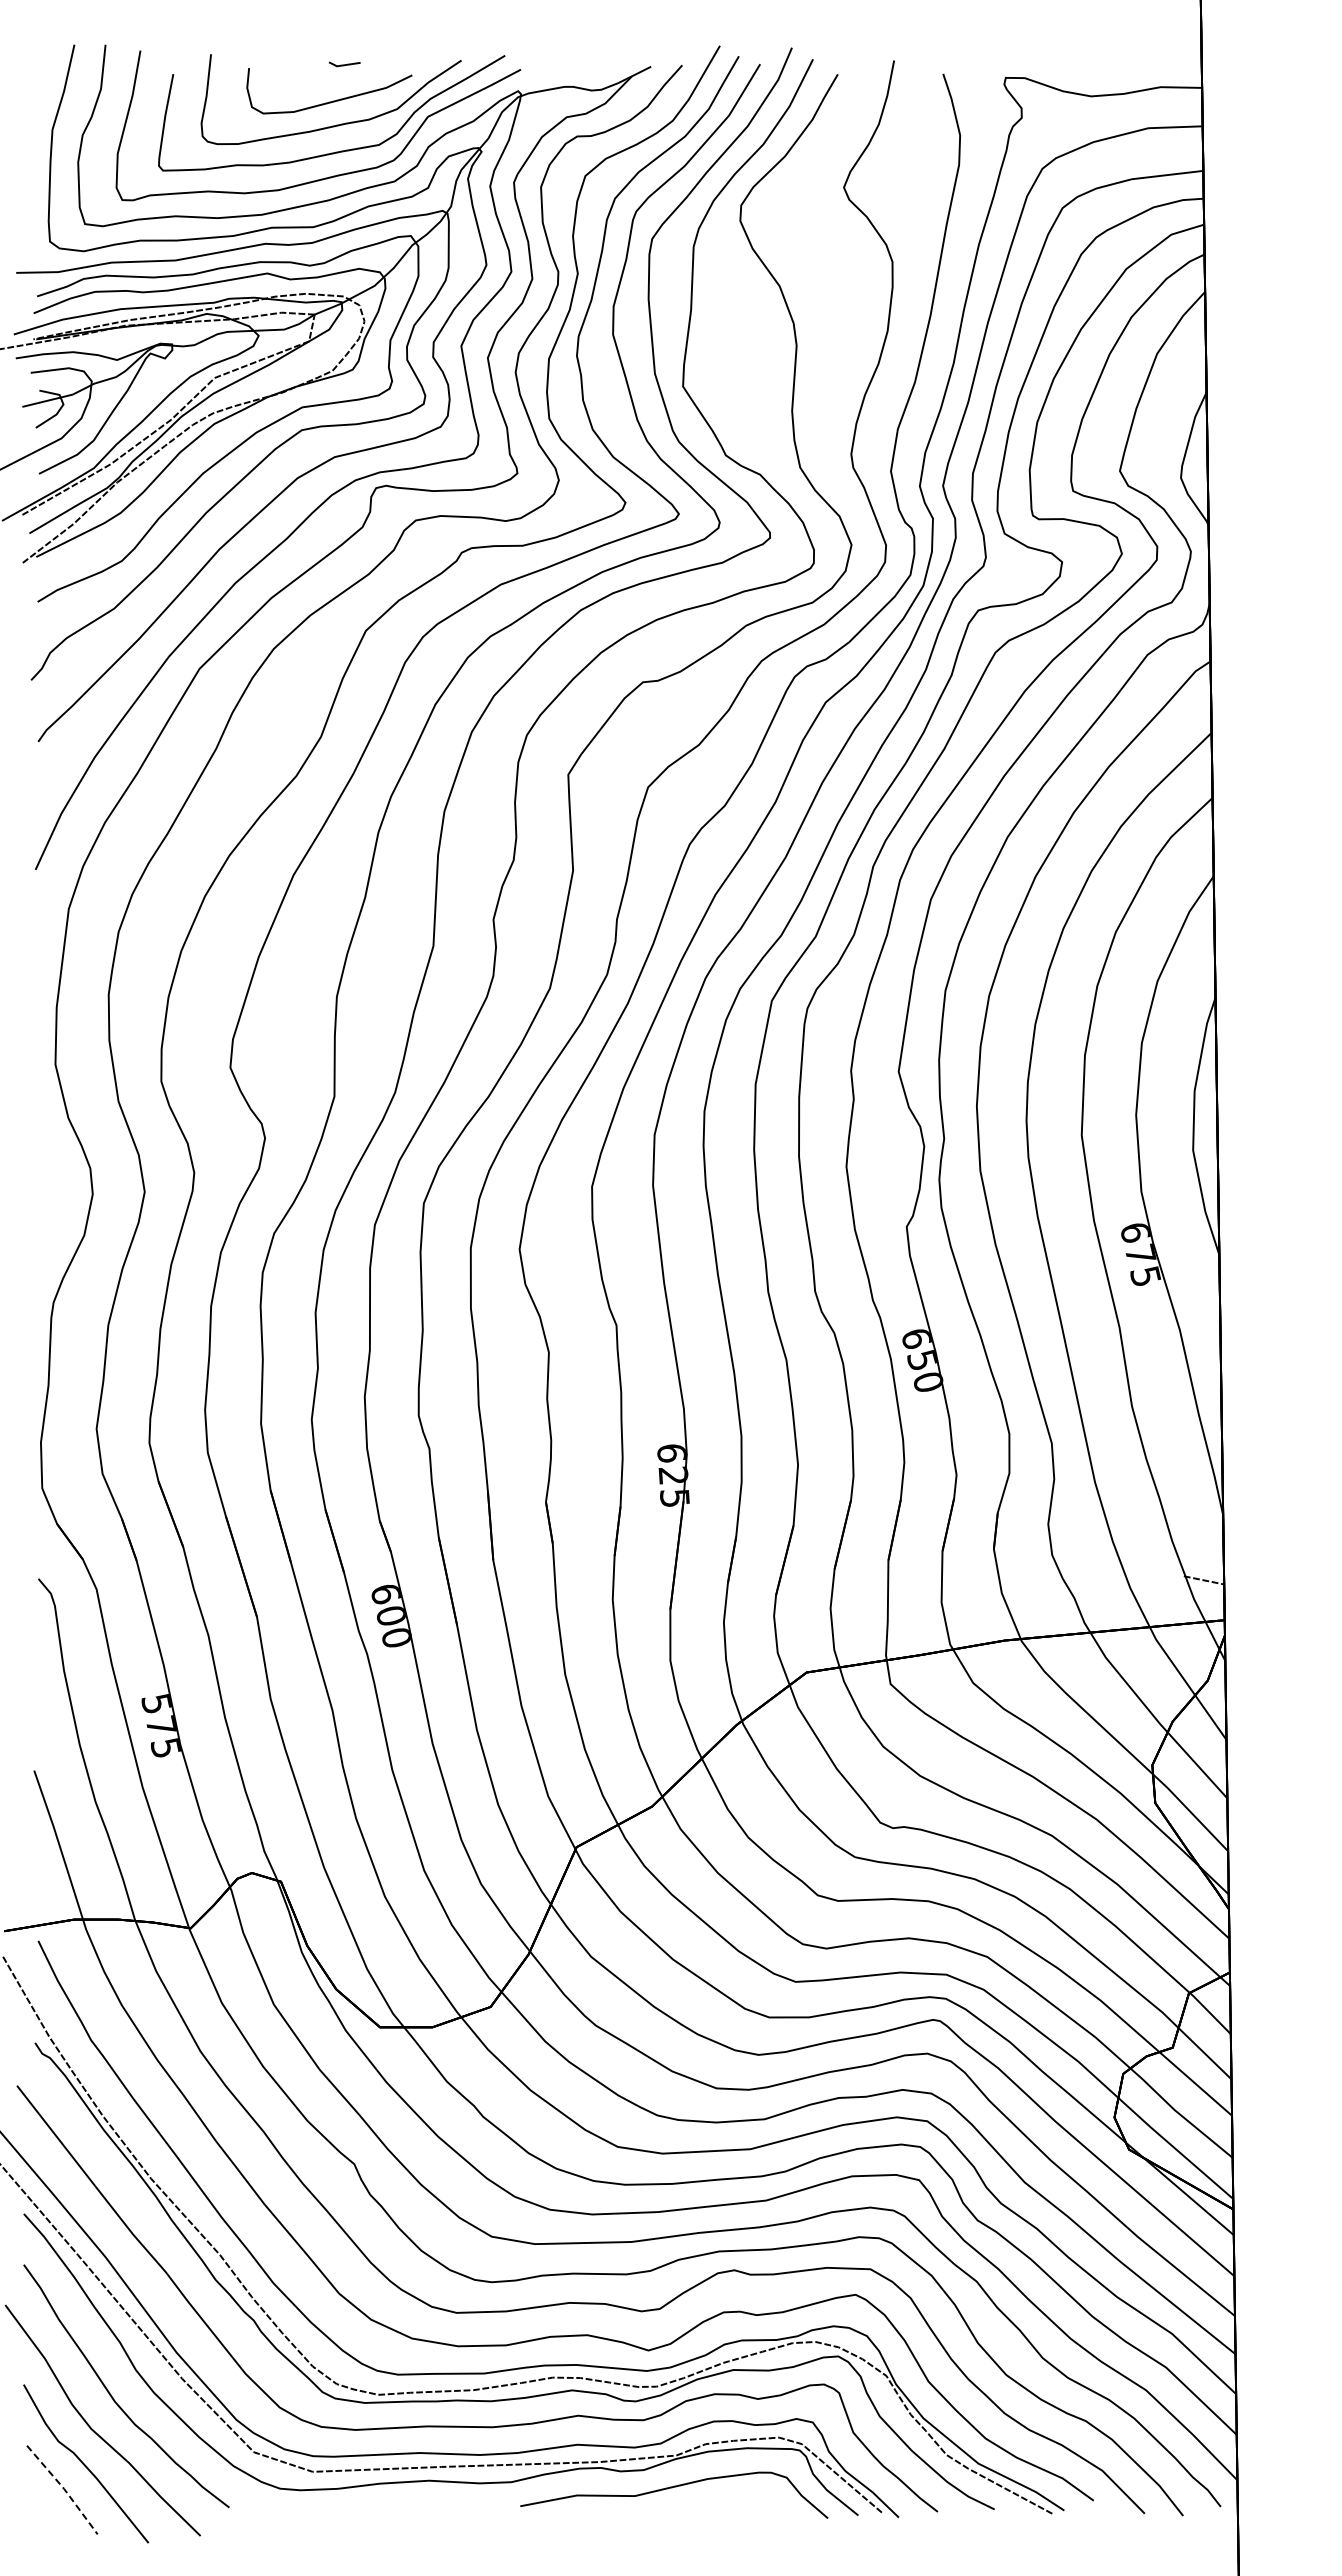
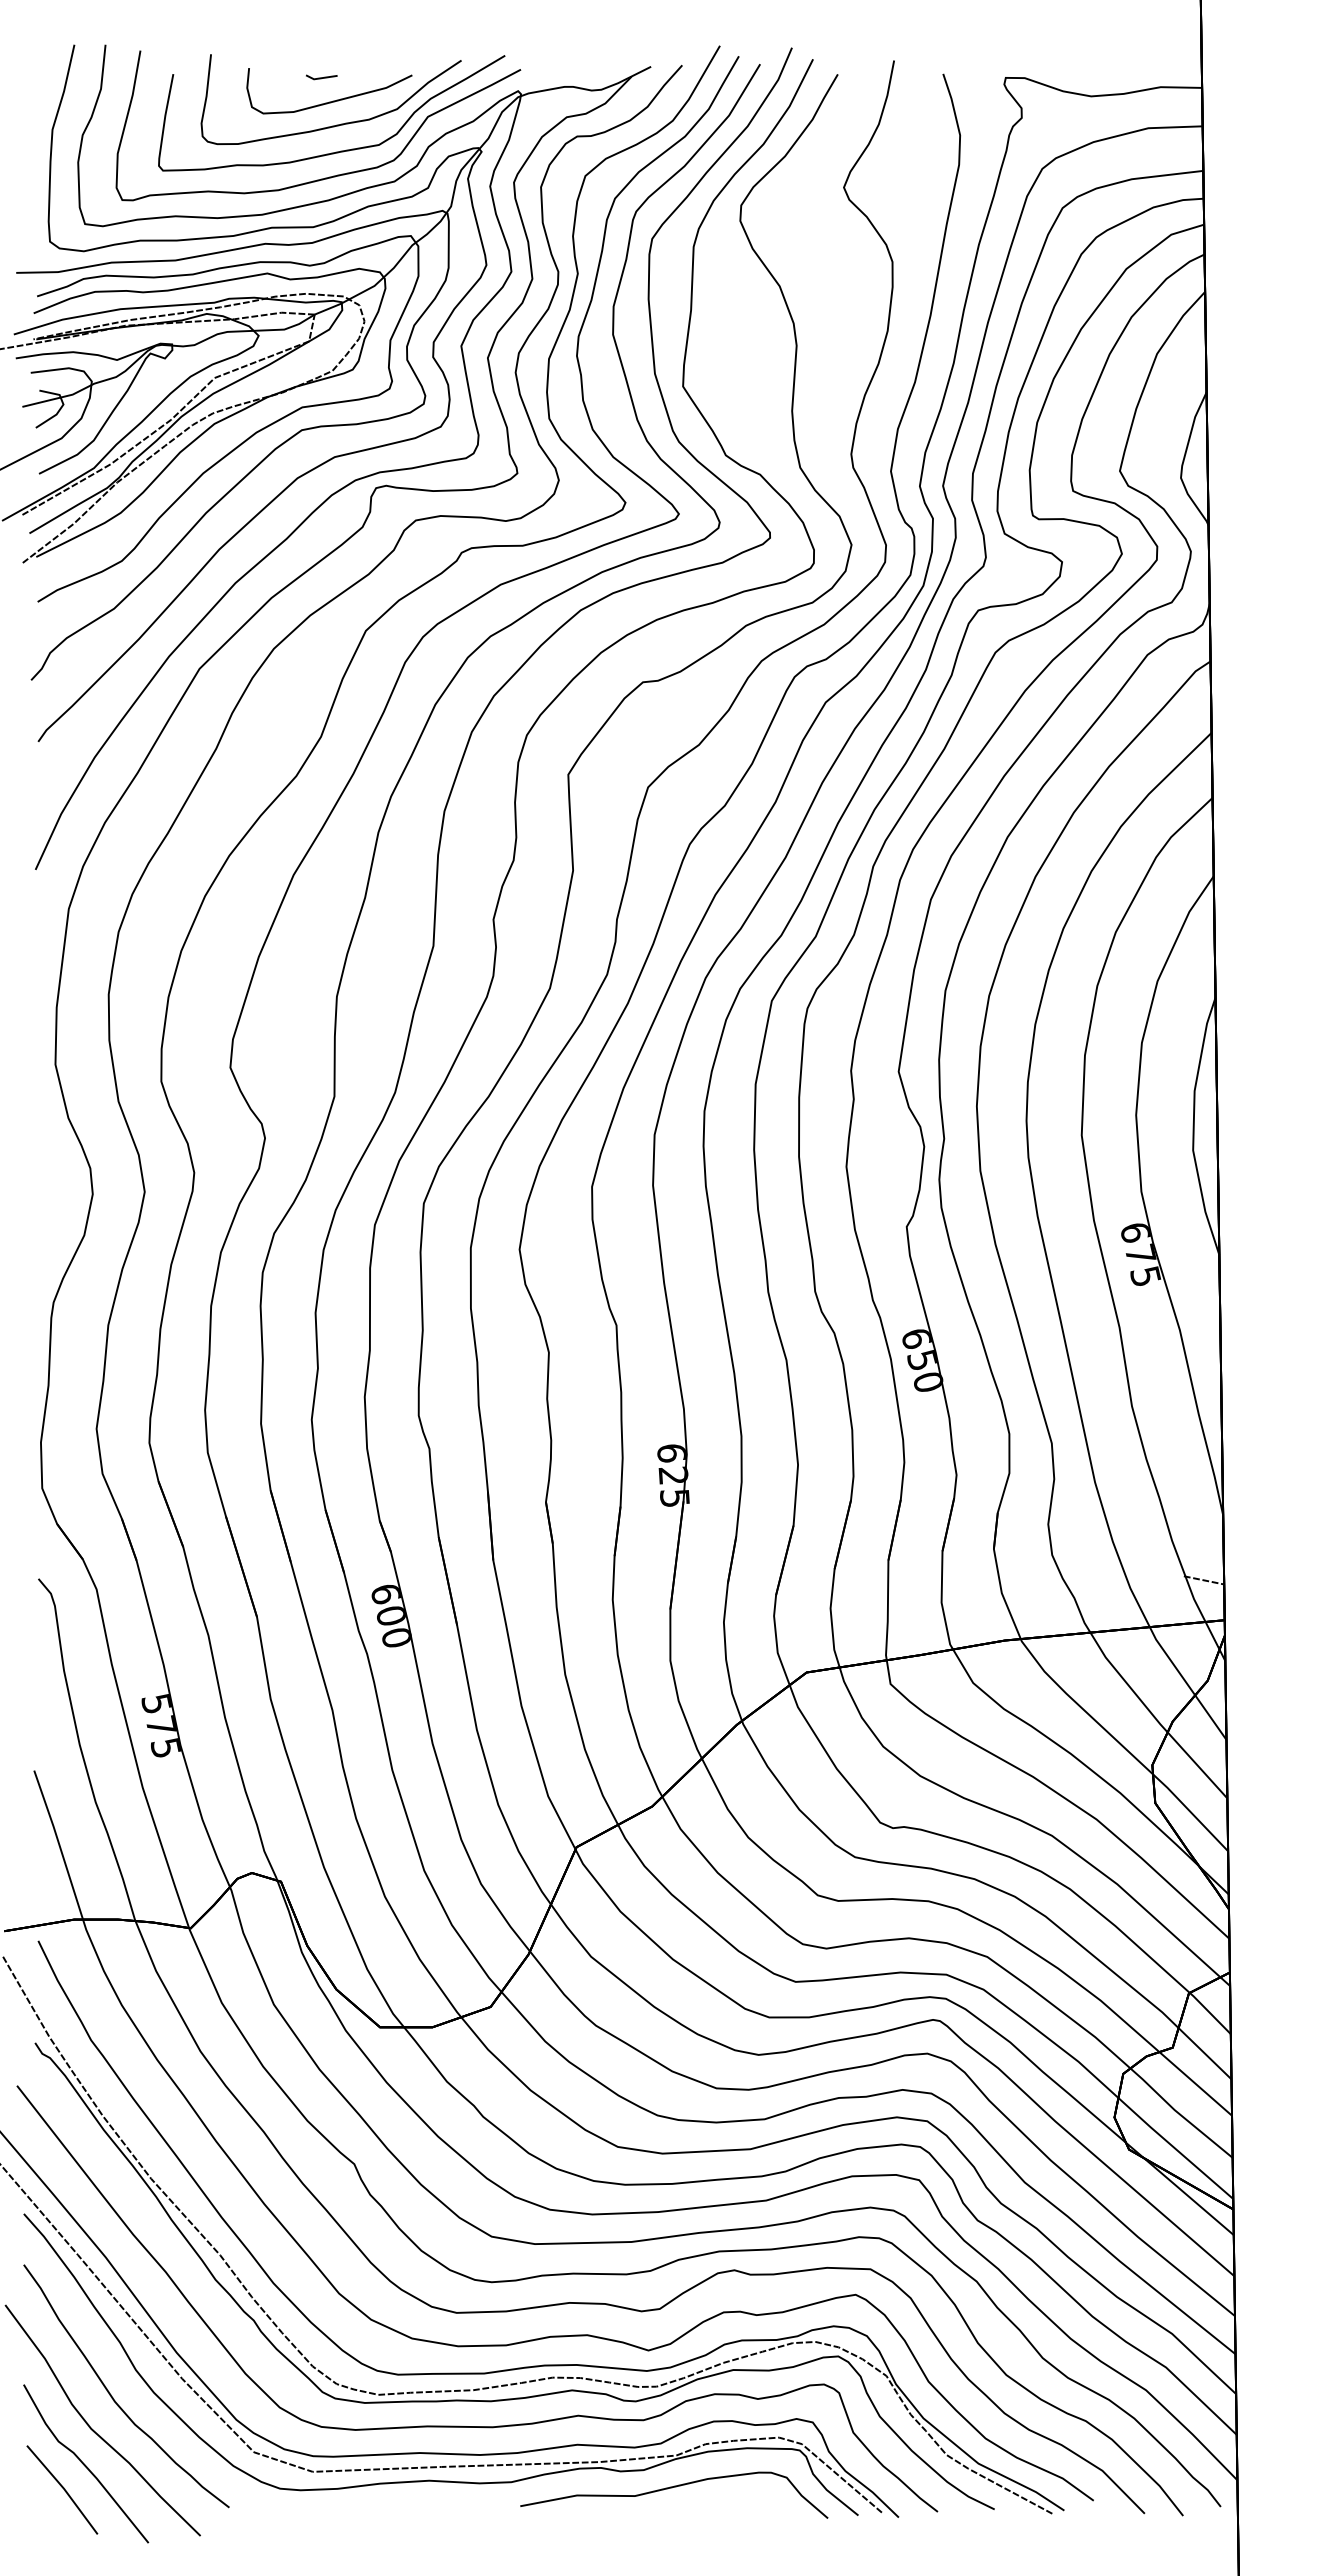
line position: (344, 64) -> (321, 77) (321, 77)
line: dashed -> solid (64, 2488)
